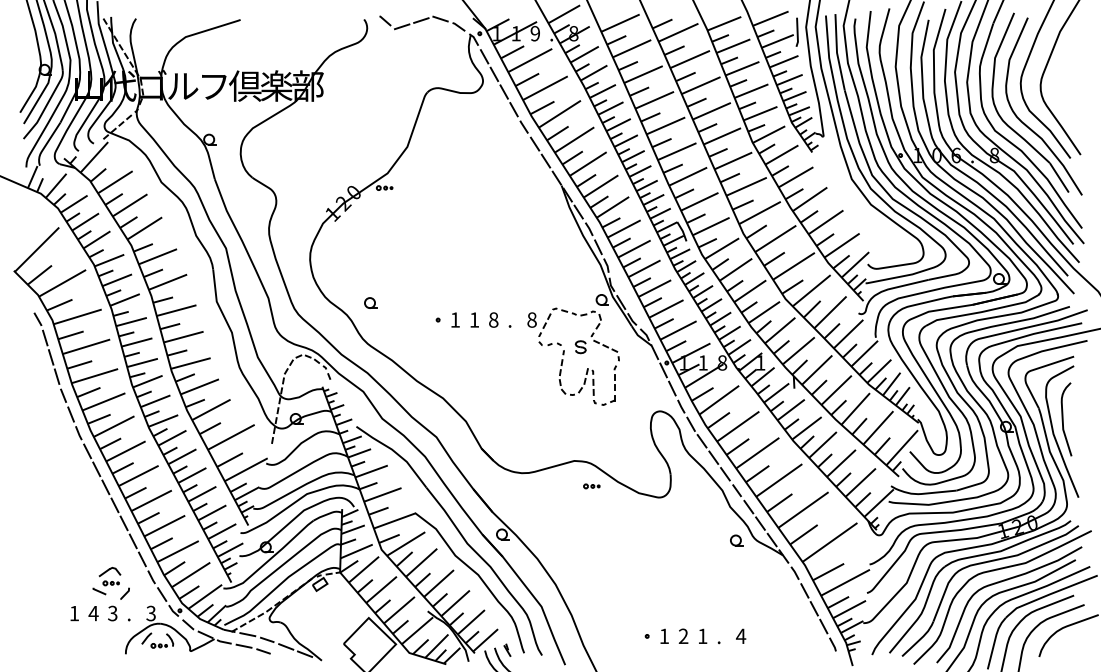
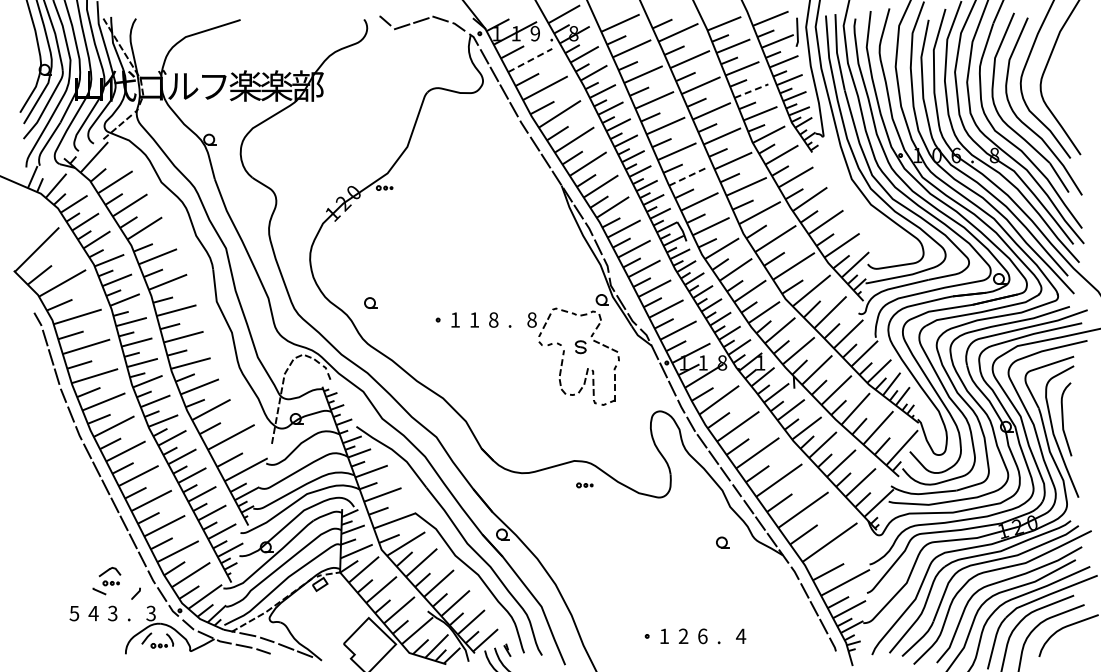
line: solid -> dashed (530, 60)
text: 倶 -> 楽 (245, 85)
line: solid -> dashed (751, 90)
line: solid -> dashed (688, 176)
part position: (591, 486) -> (584, 485) (584, 485)
part position: (736, 540) -> (722, 542) (722, 542)
line position: (124, 593) -> (135, 593) (135, 593)
text: 1 -> 5 (74, 613)
text: 1 -> 6 (702, 636)
